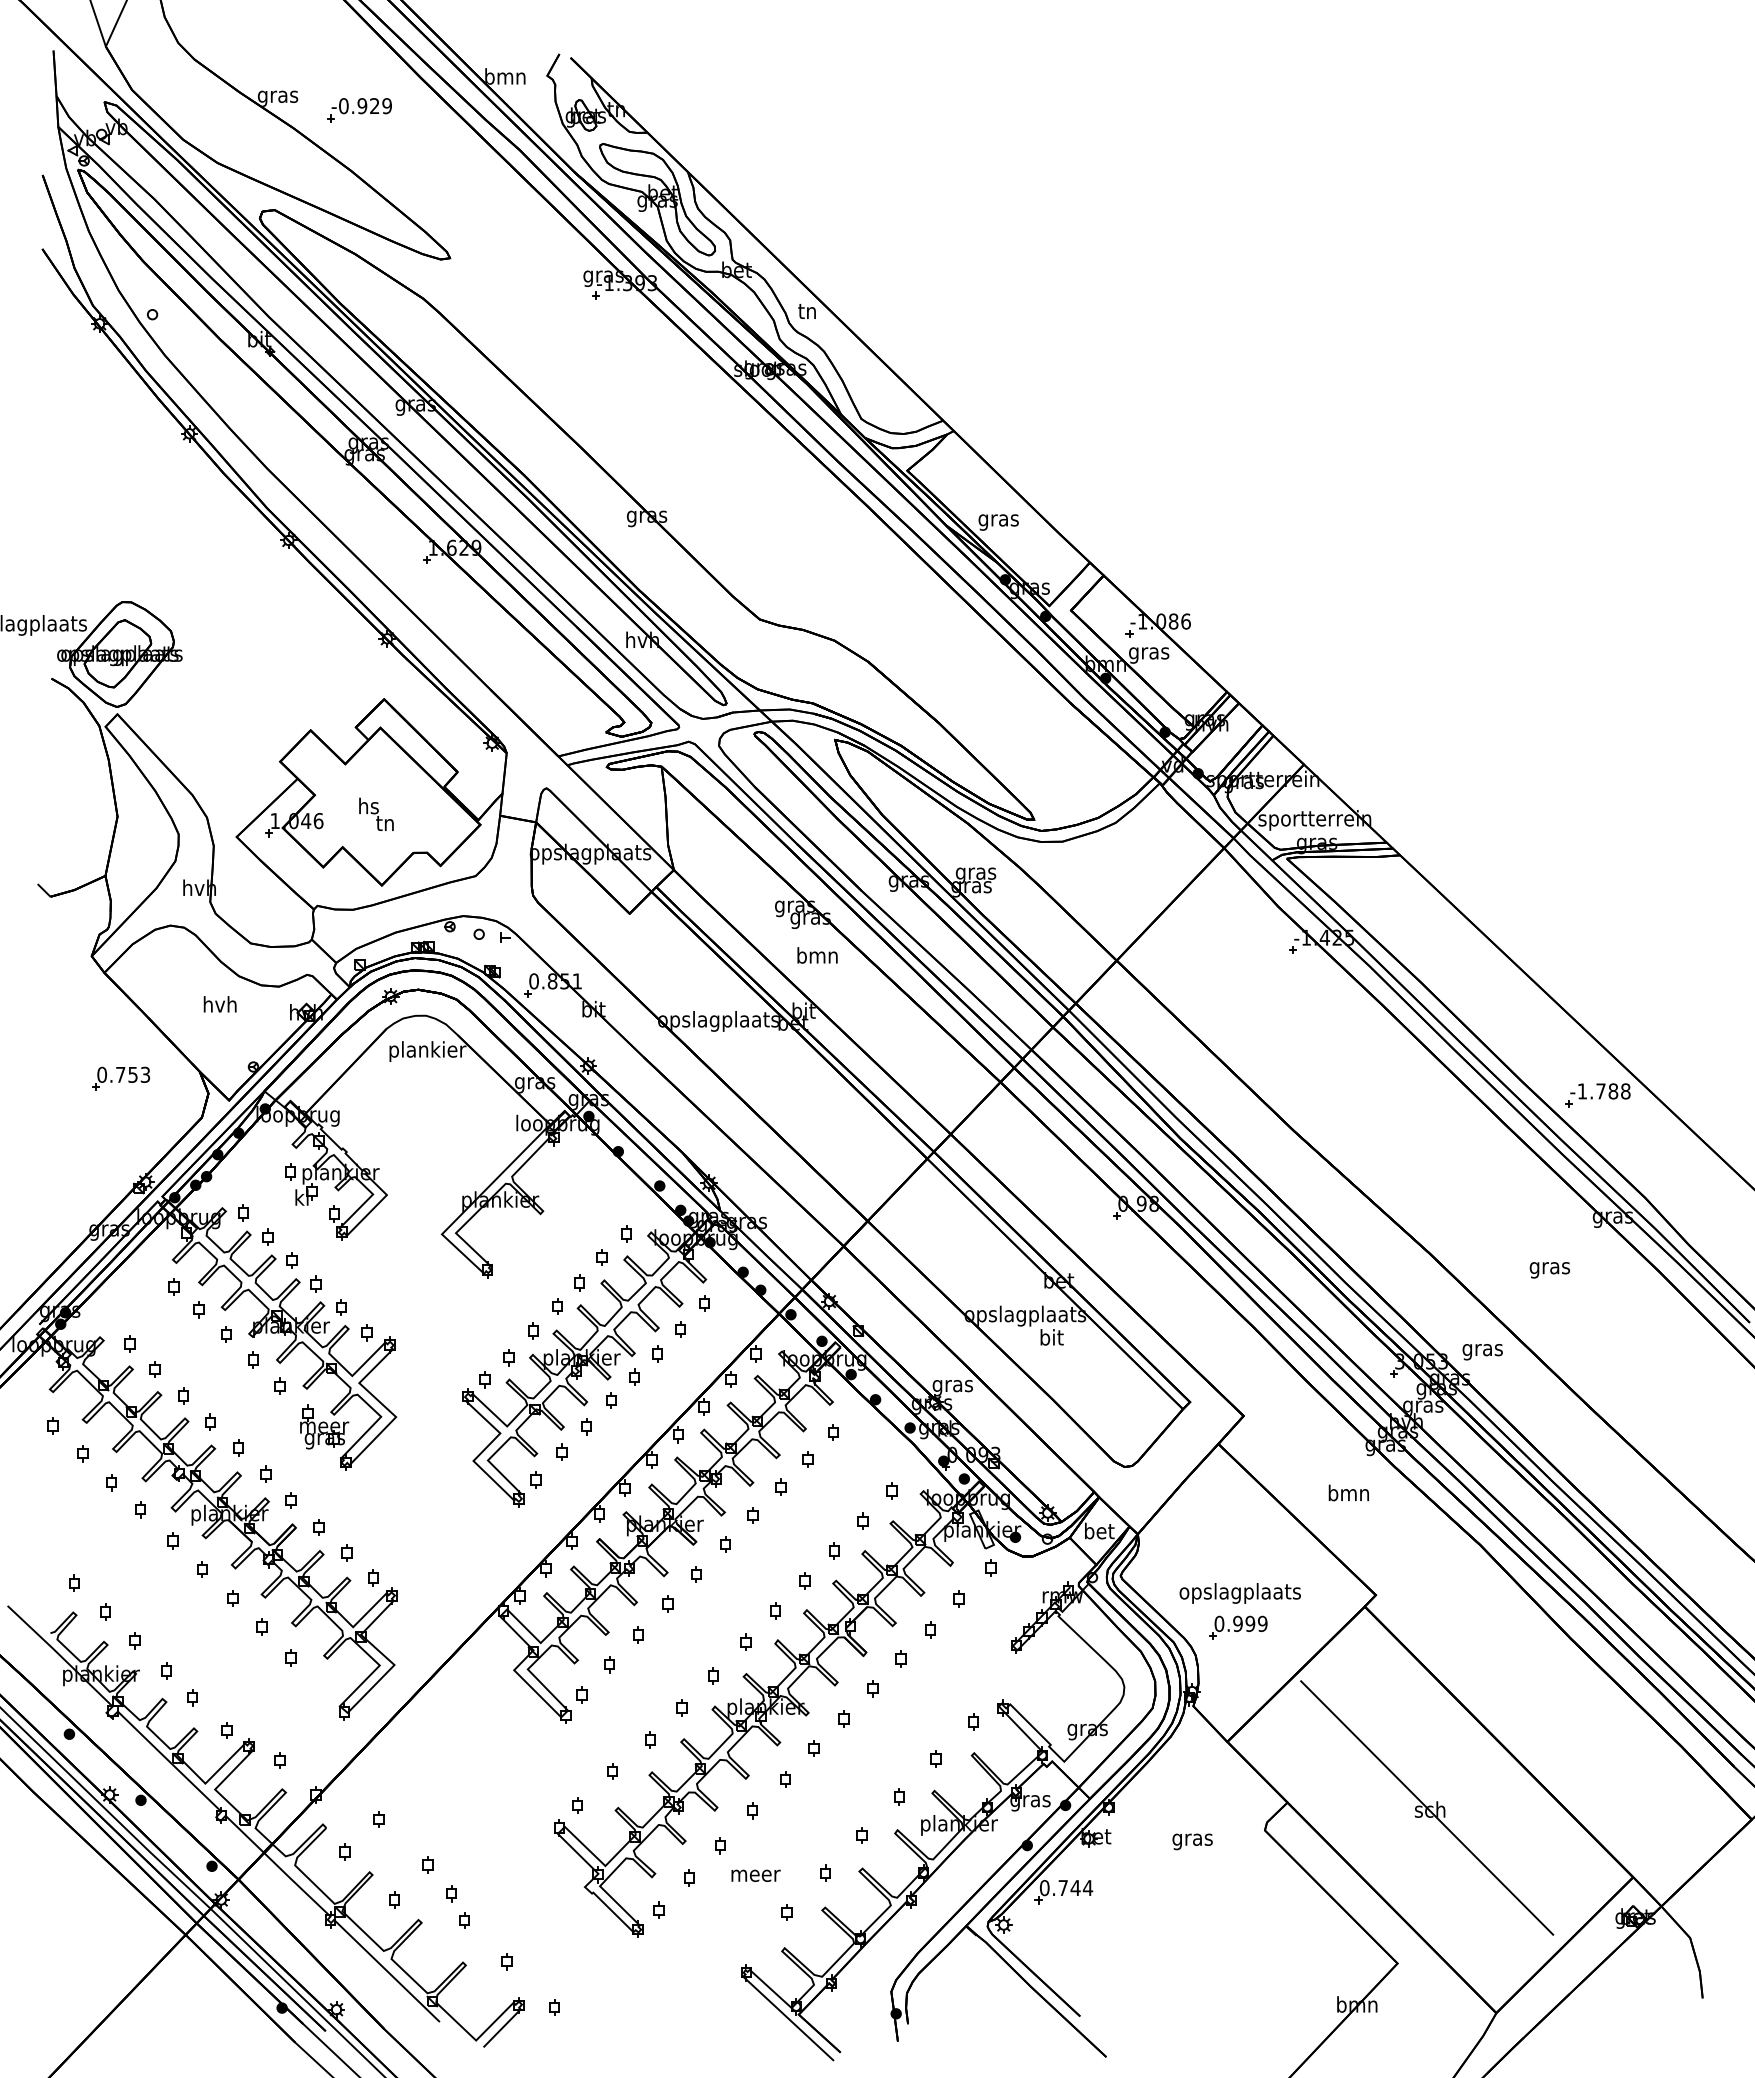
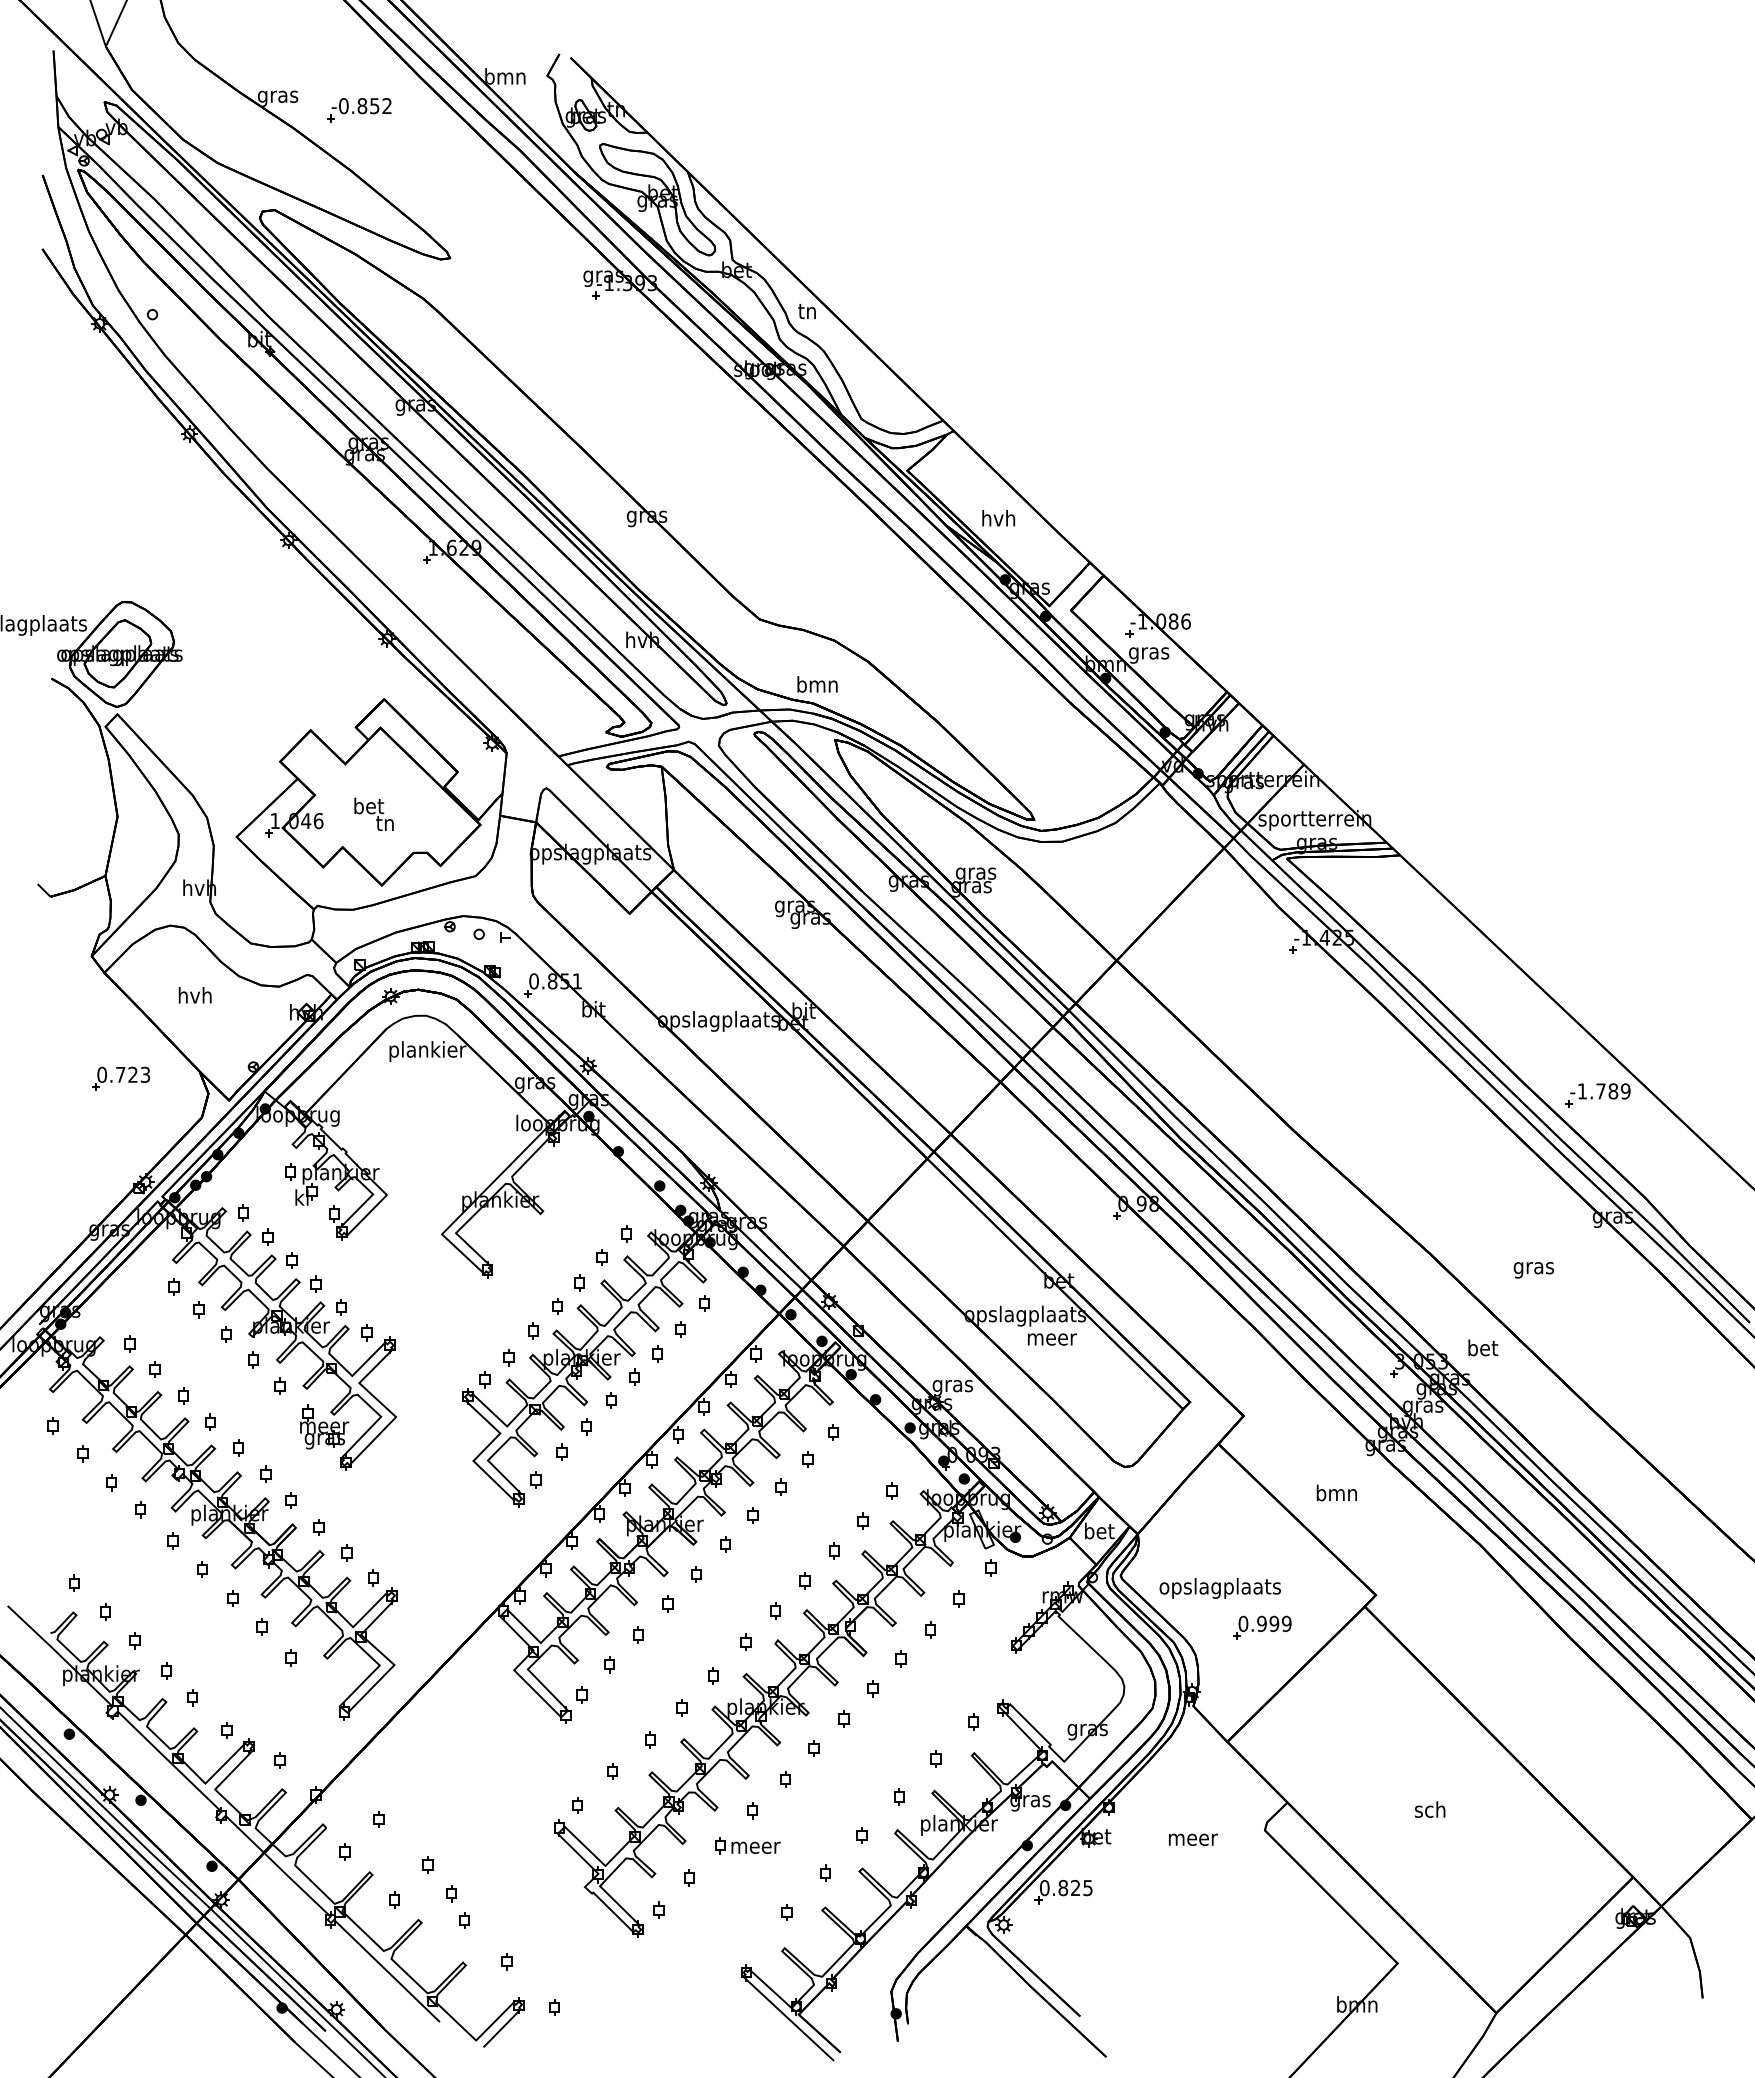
text: -0.929 -> -0.852 (374, 106)
text: gras -> hvh (998, 520)
text: hs -> bet (369, 805)
text position: (817, 955) -> (817, 684) (817, 684)
text position: (219, 1004) -> (194, 995) (194, 995)
text: 0.753 -> 0.723 (132, 1074)
text: -1.788 -> -1.789 (1625, 1091)
text position: (1549, 1270) -> (1533, 1270) (1533, 1270)
text: bit -> meer (1051, 1337)
text: gras -> bet (1482, 1349)
text position: (1348, 1492) -> (1336, 1492) (1336, 1492)
text position: (1239, 1593) -> (1219, 1588) (1219, 1588)
part position: (1238, 1627) -> (1262, 1627) (1262, 1627)
line: present -> none (1427, 1807)
text: gras -> meer (1193, 1841)
text position: (755, 1875) -> (755, 1847) (755, 1847)
text: 0.744 -> 0.825 (1075, 1888)
